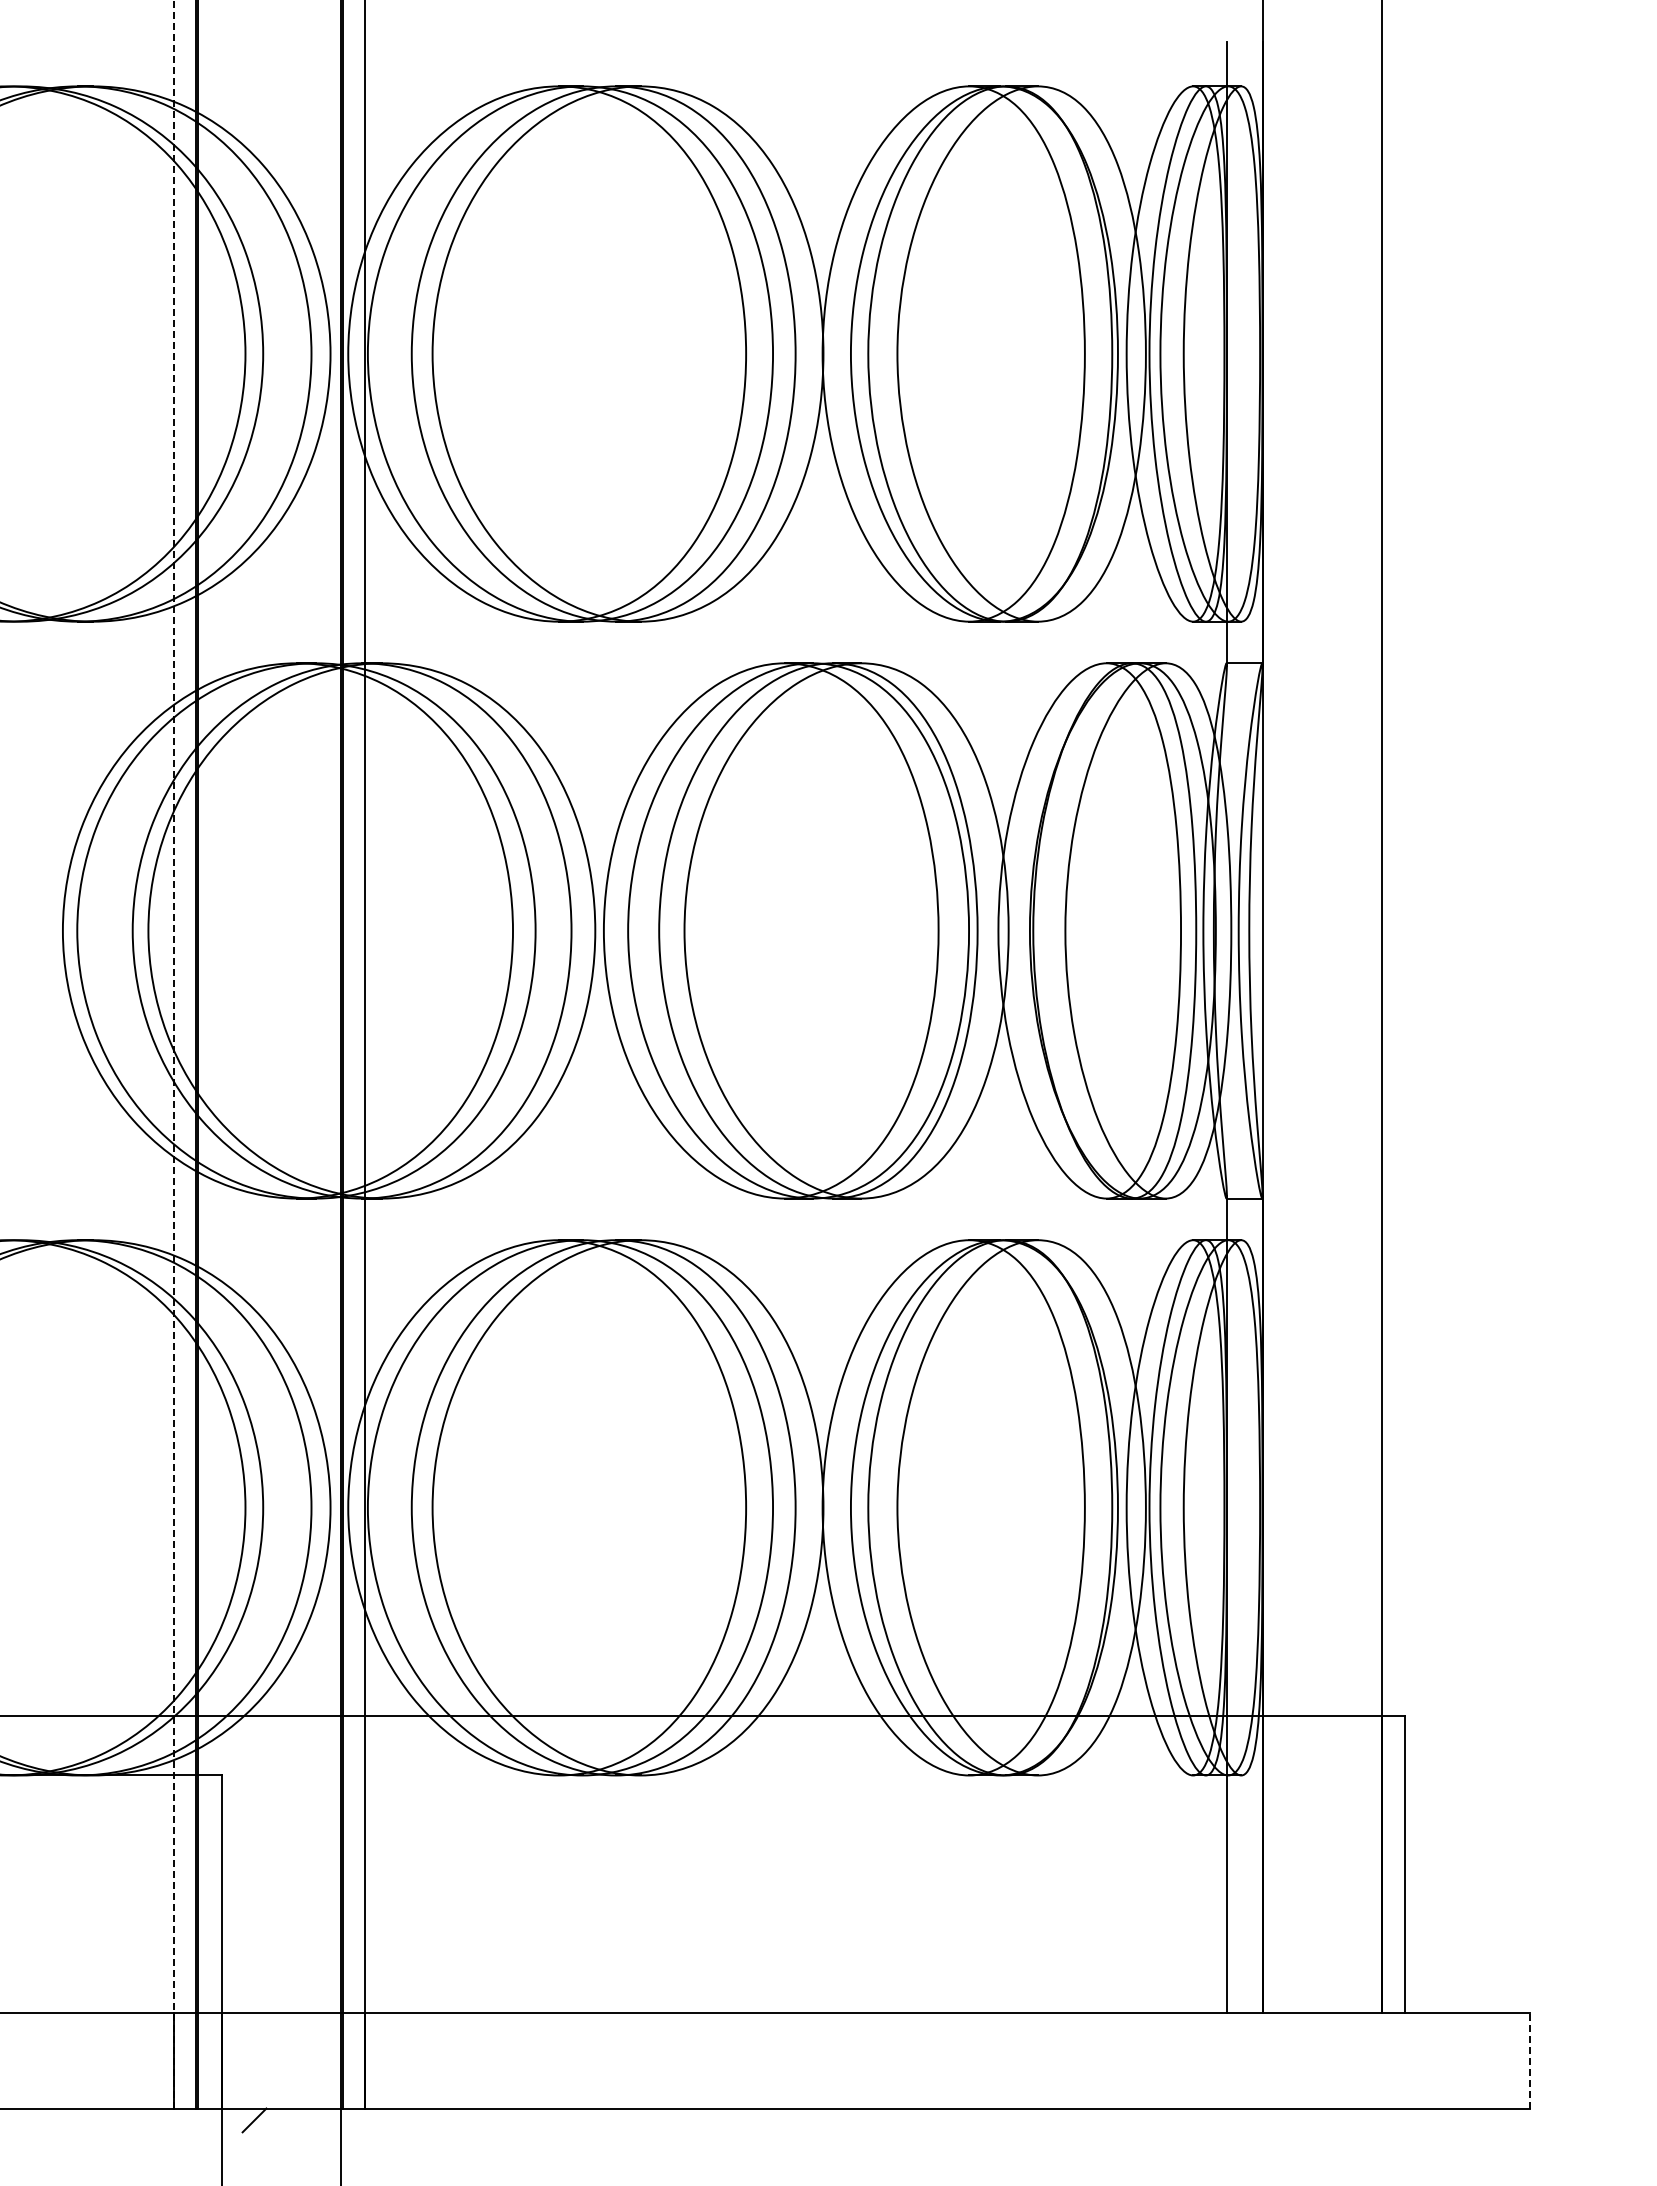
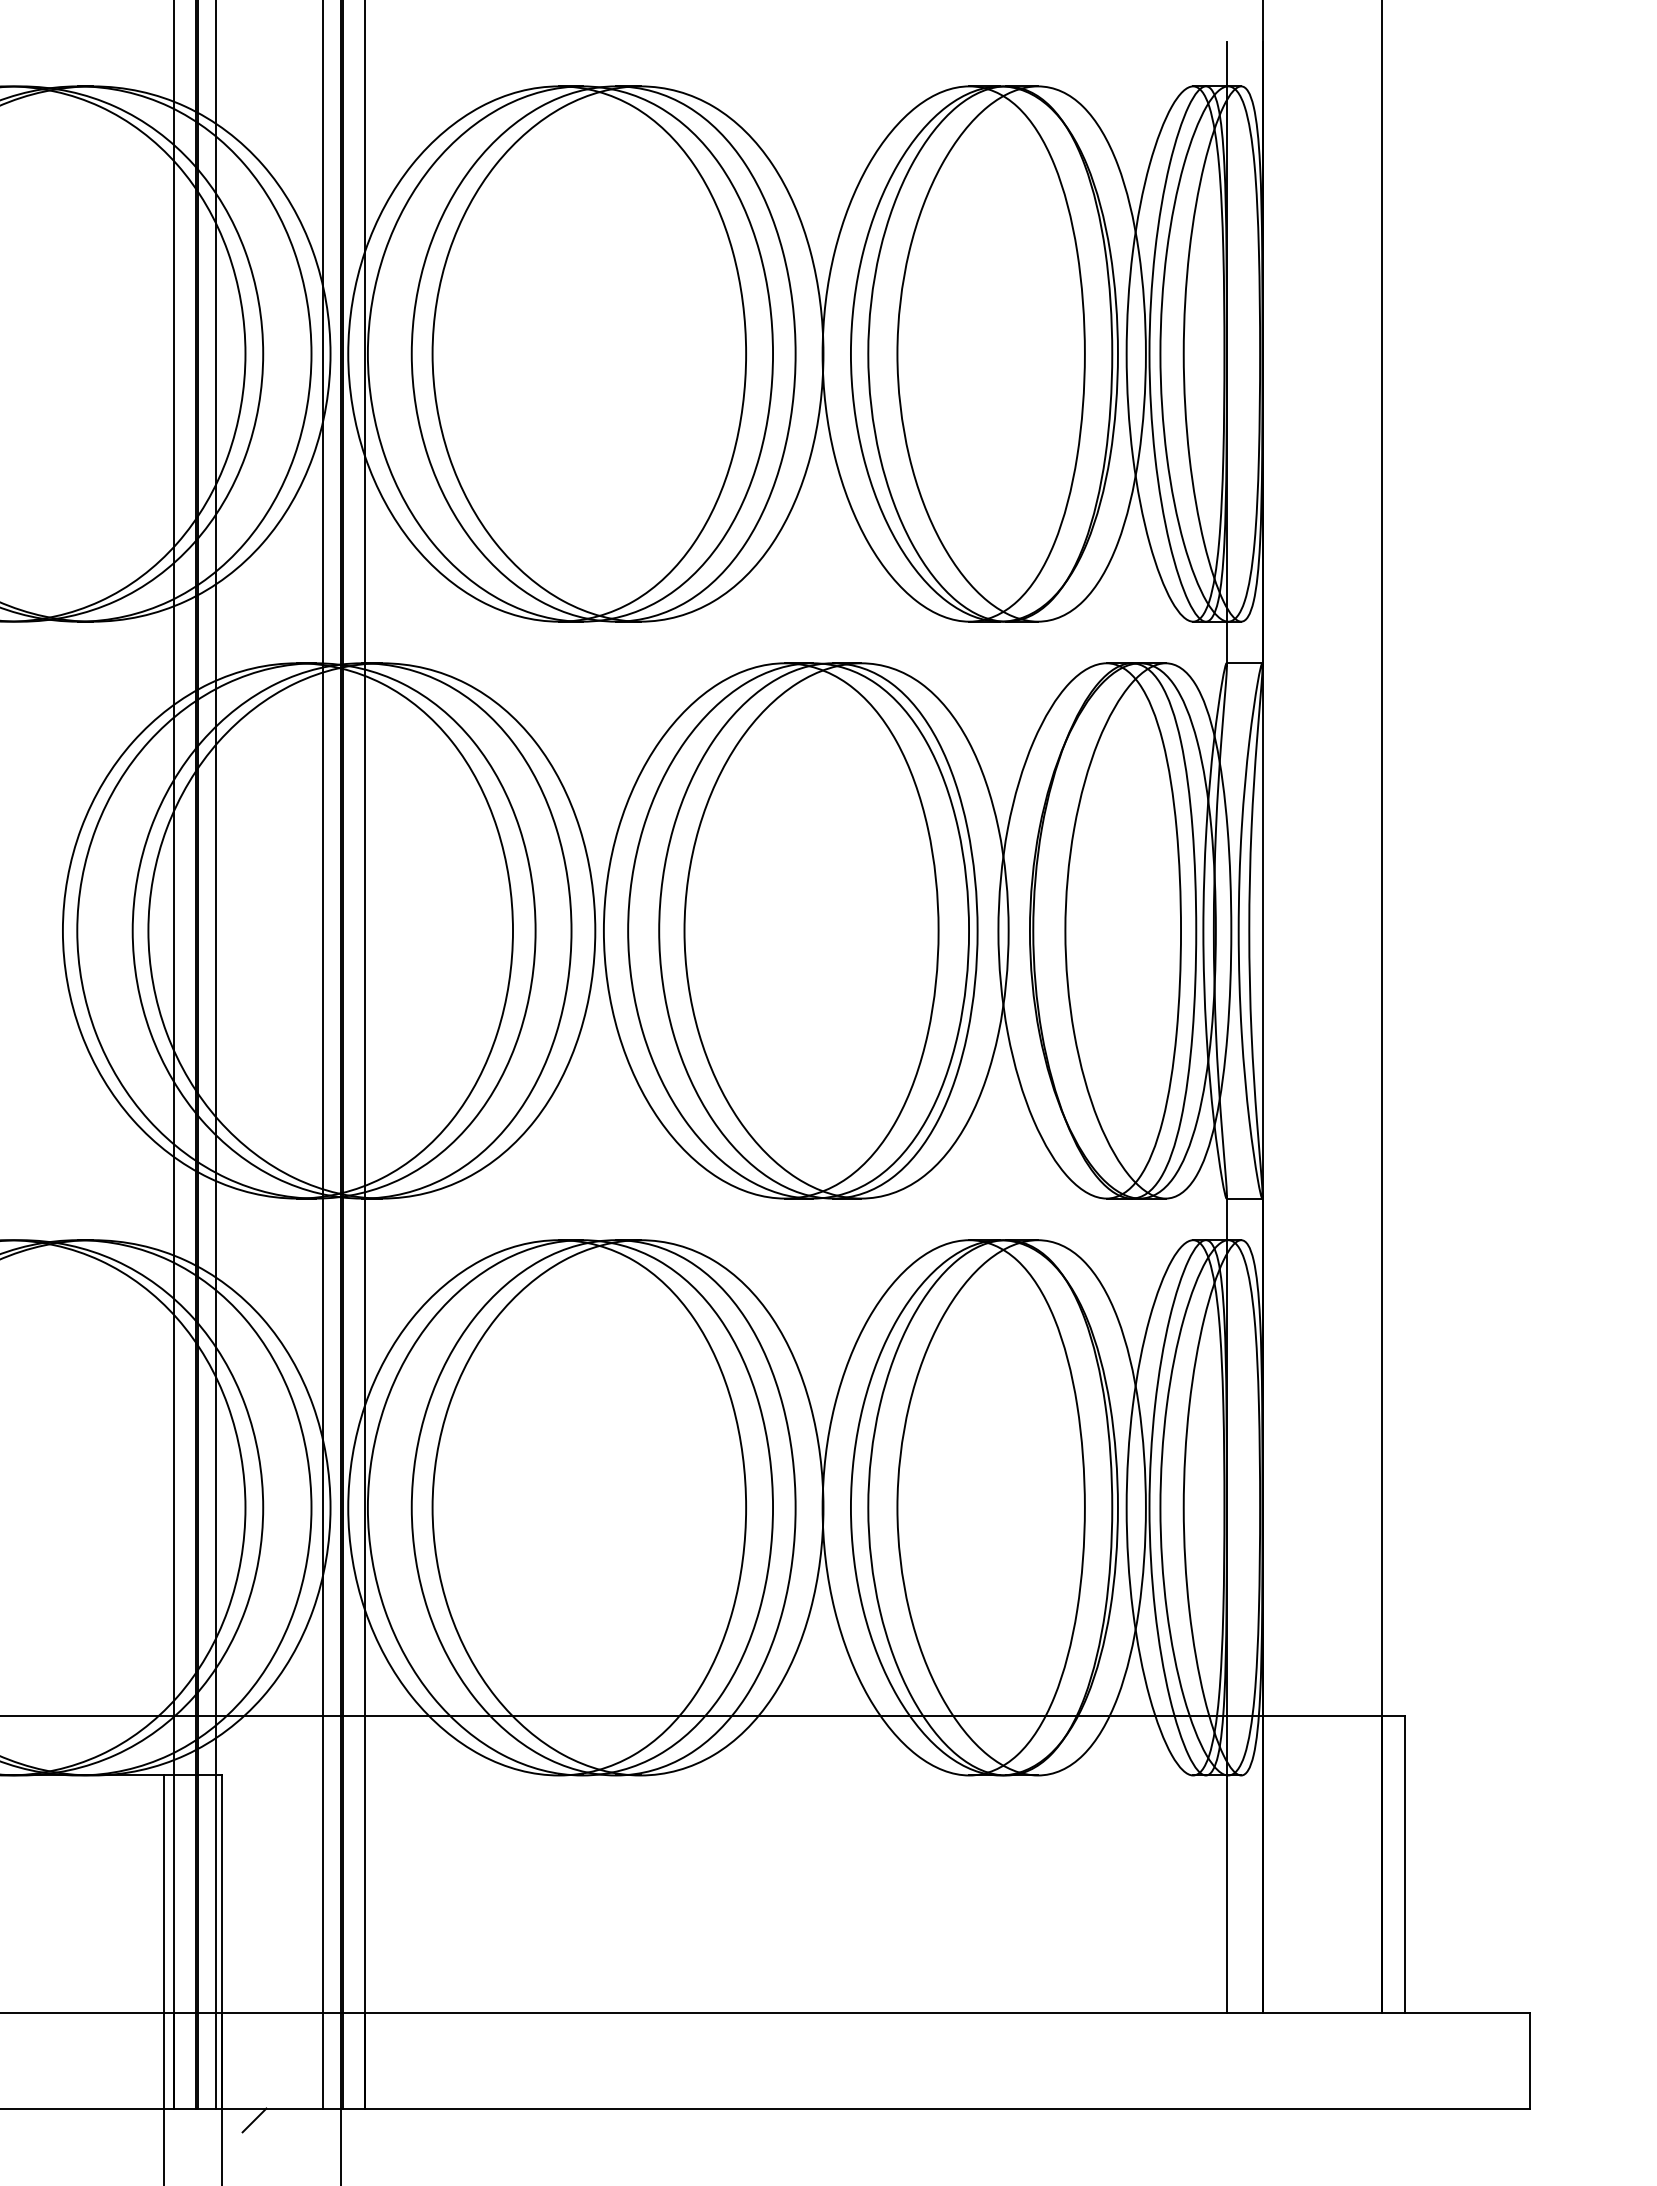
line: dashed -> solid (174, 1054)
line: none -> present (215, 1055)
line: none -> present (323, 1055)
line: none -> present (163, 1978)
line: dashed -> solid (1530, 2060)
